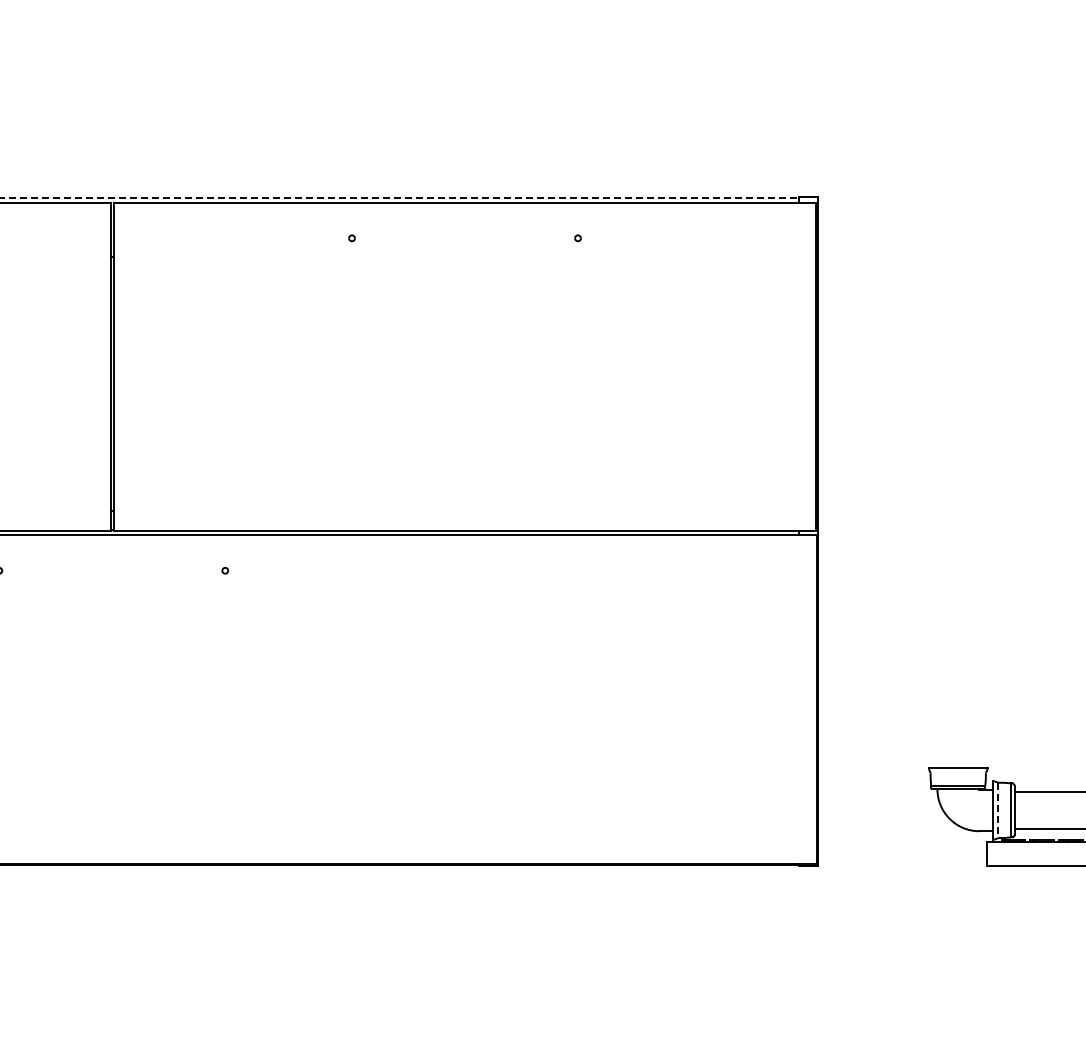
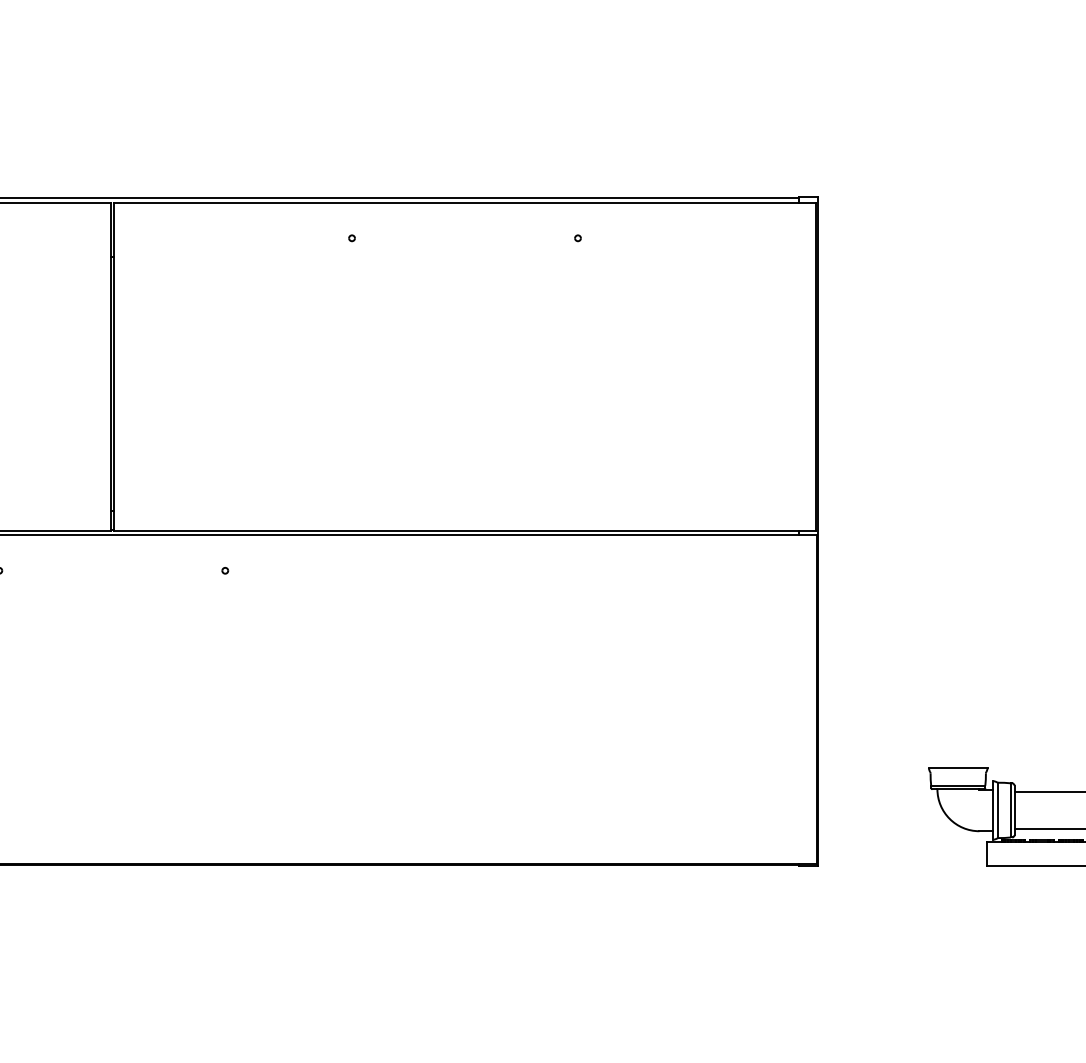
line: dashed -> solid (400, 197)
line: dashed -> solid (998, 810)
